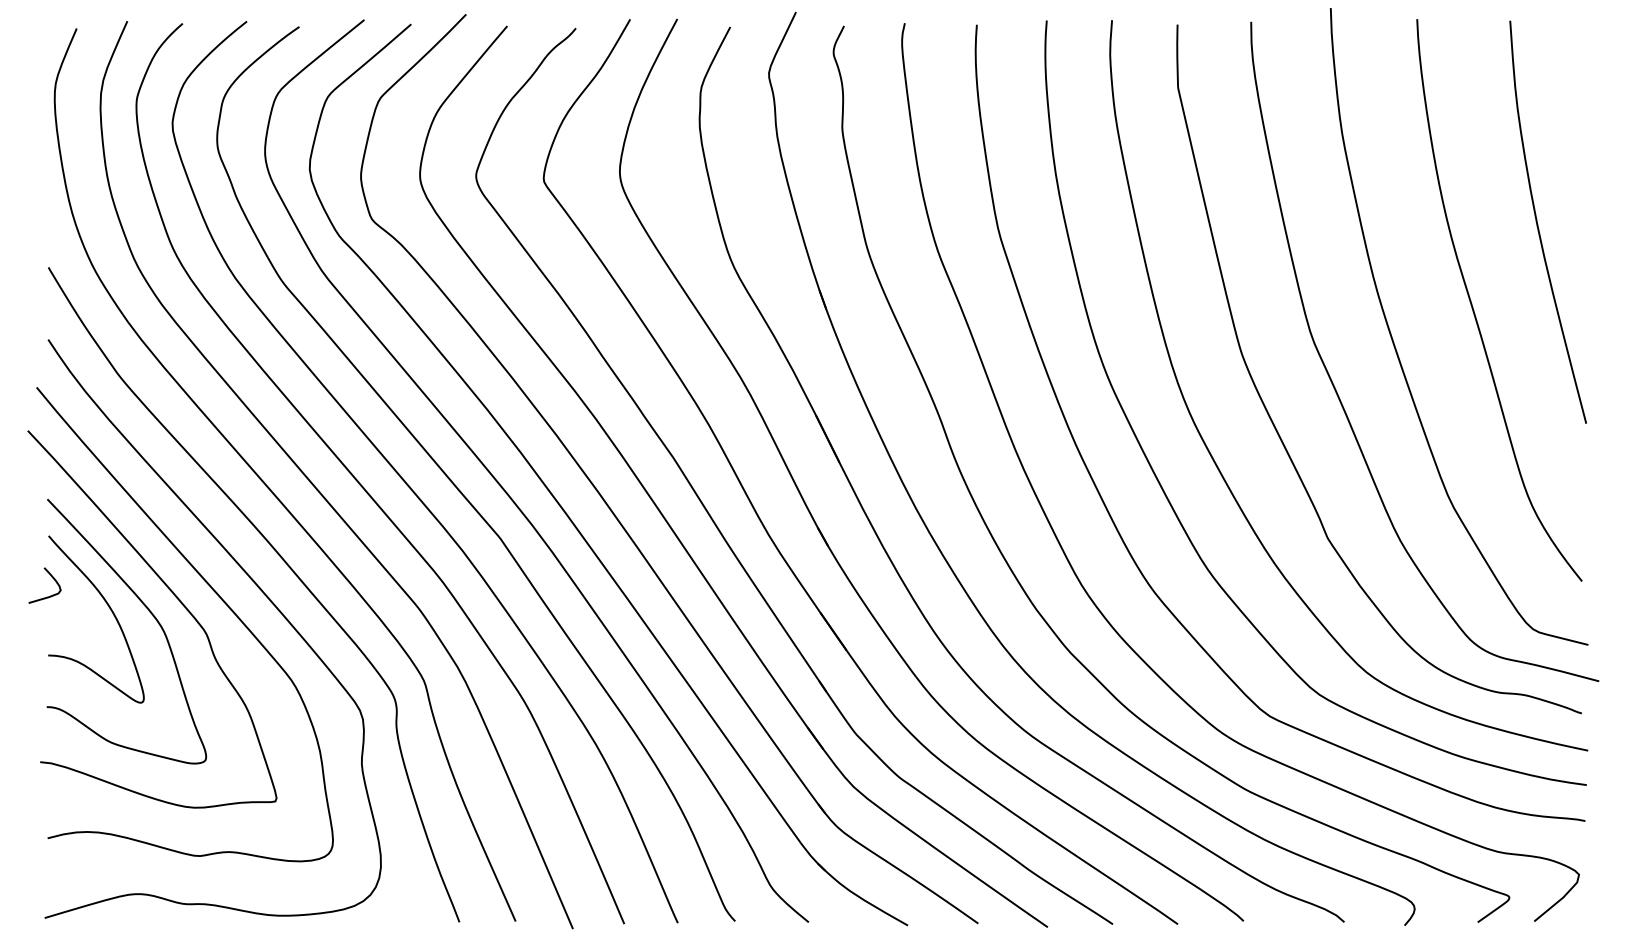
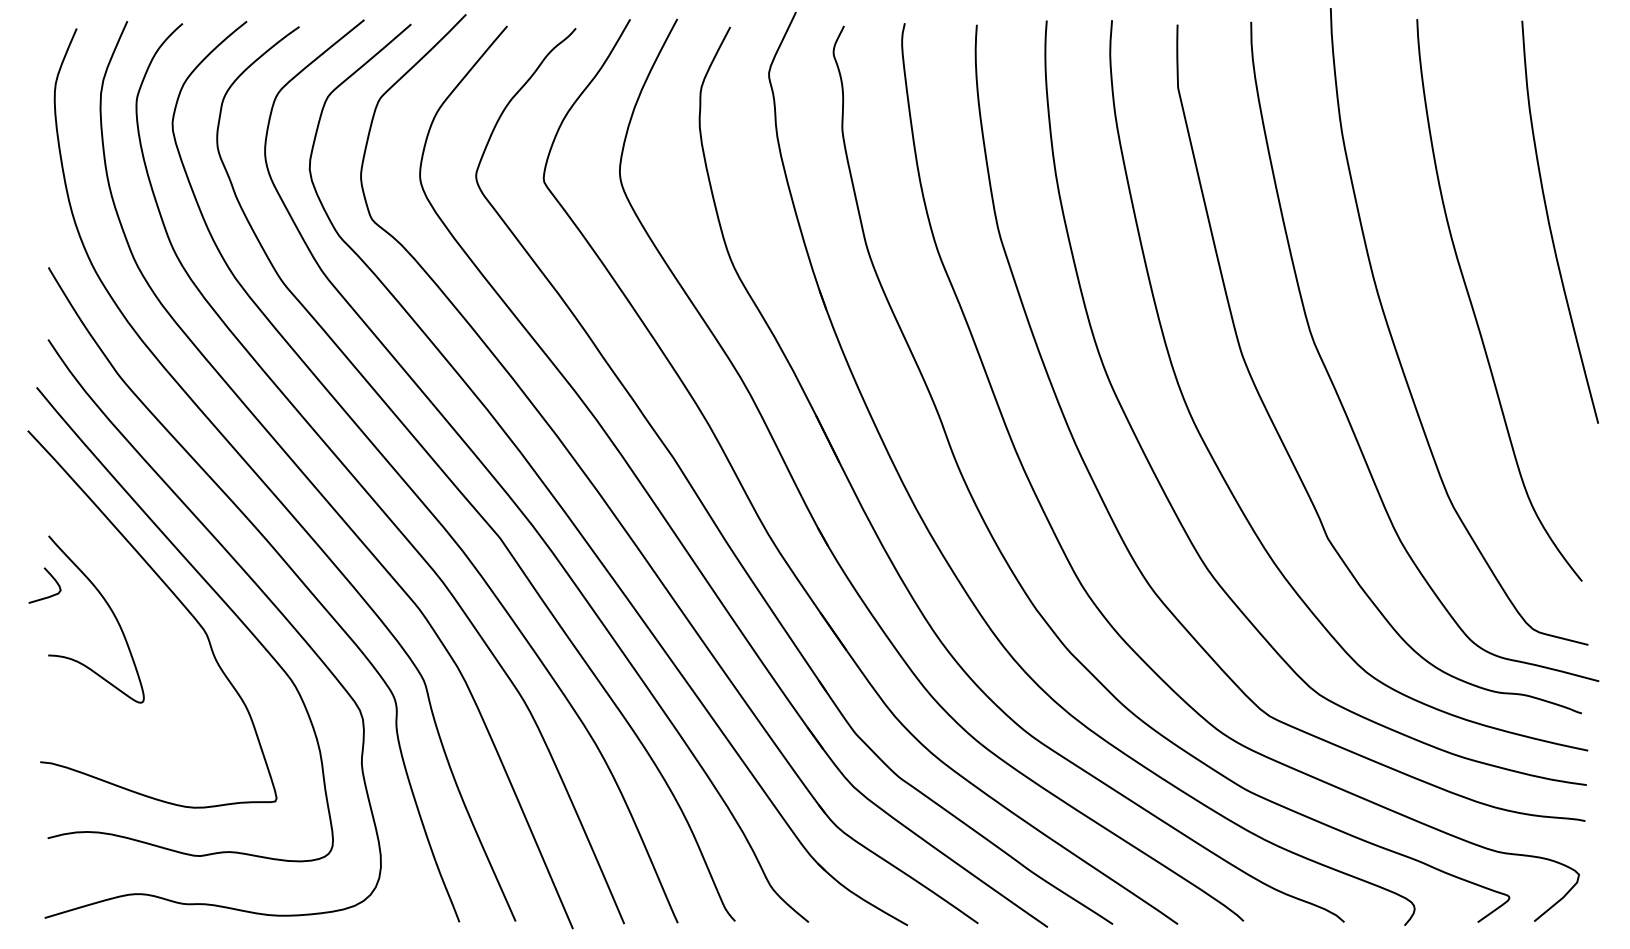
curve position: (1538, 224) -> (1550, 224) (1550, 224)
curve: present -> none (149, 612)
